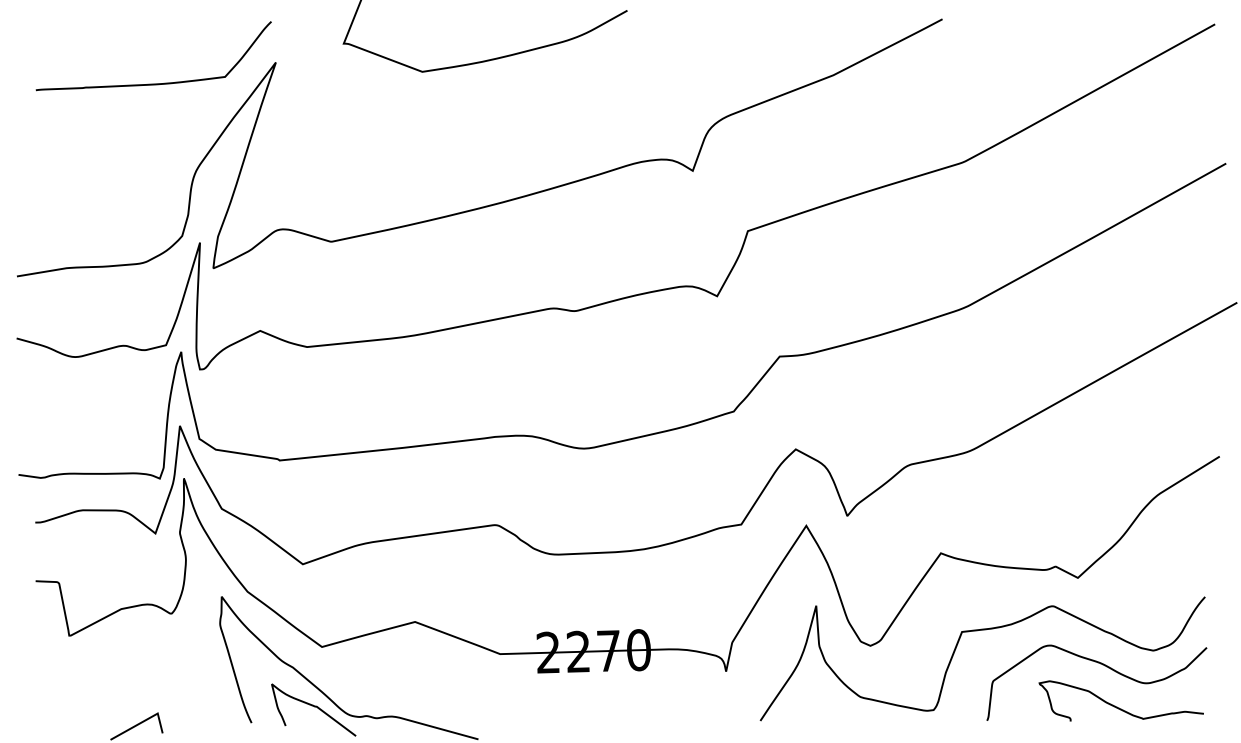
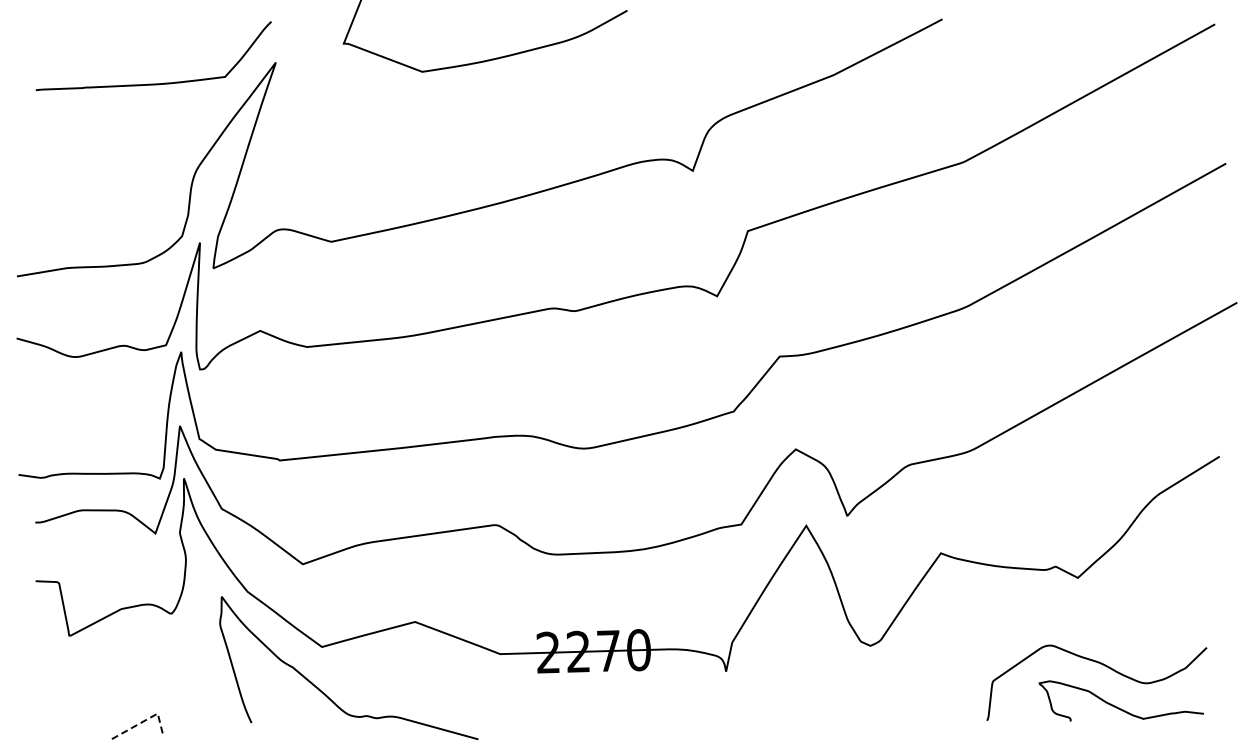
curve: present -> none (977, 631)
curve: present -> none (314, 707)
line: solid -> dashed (143, 721)
